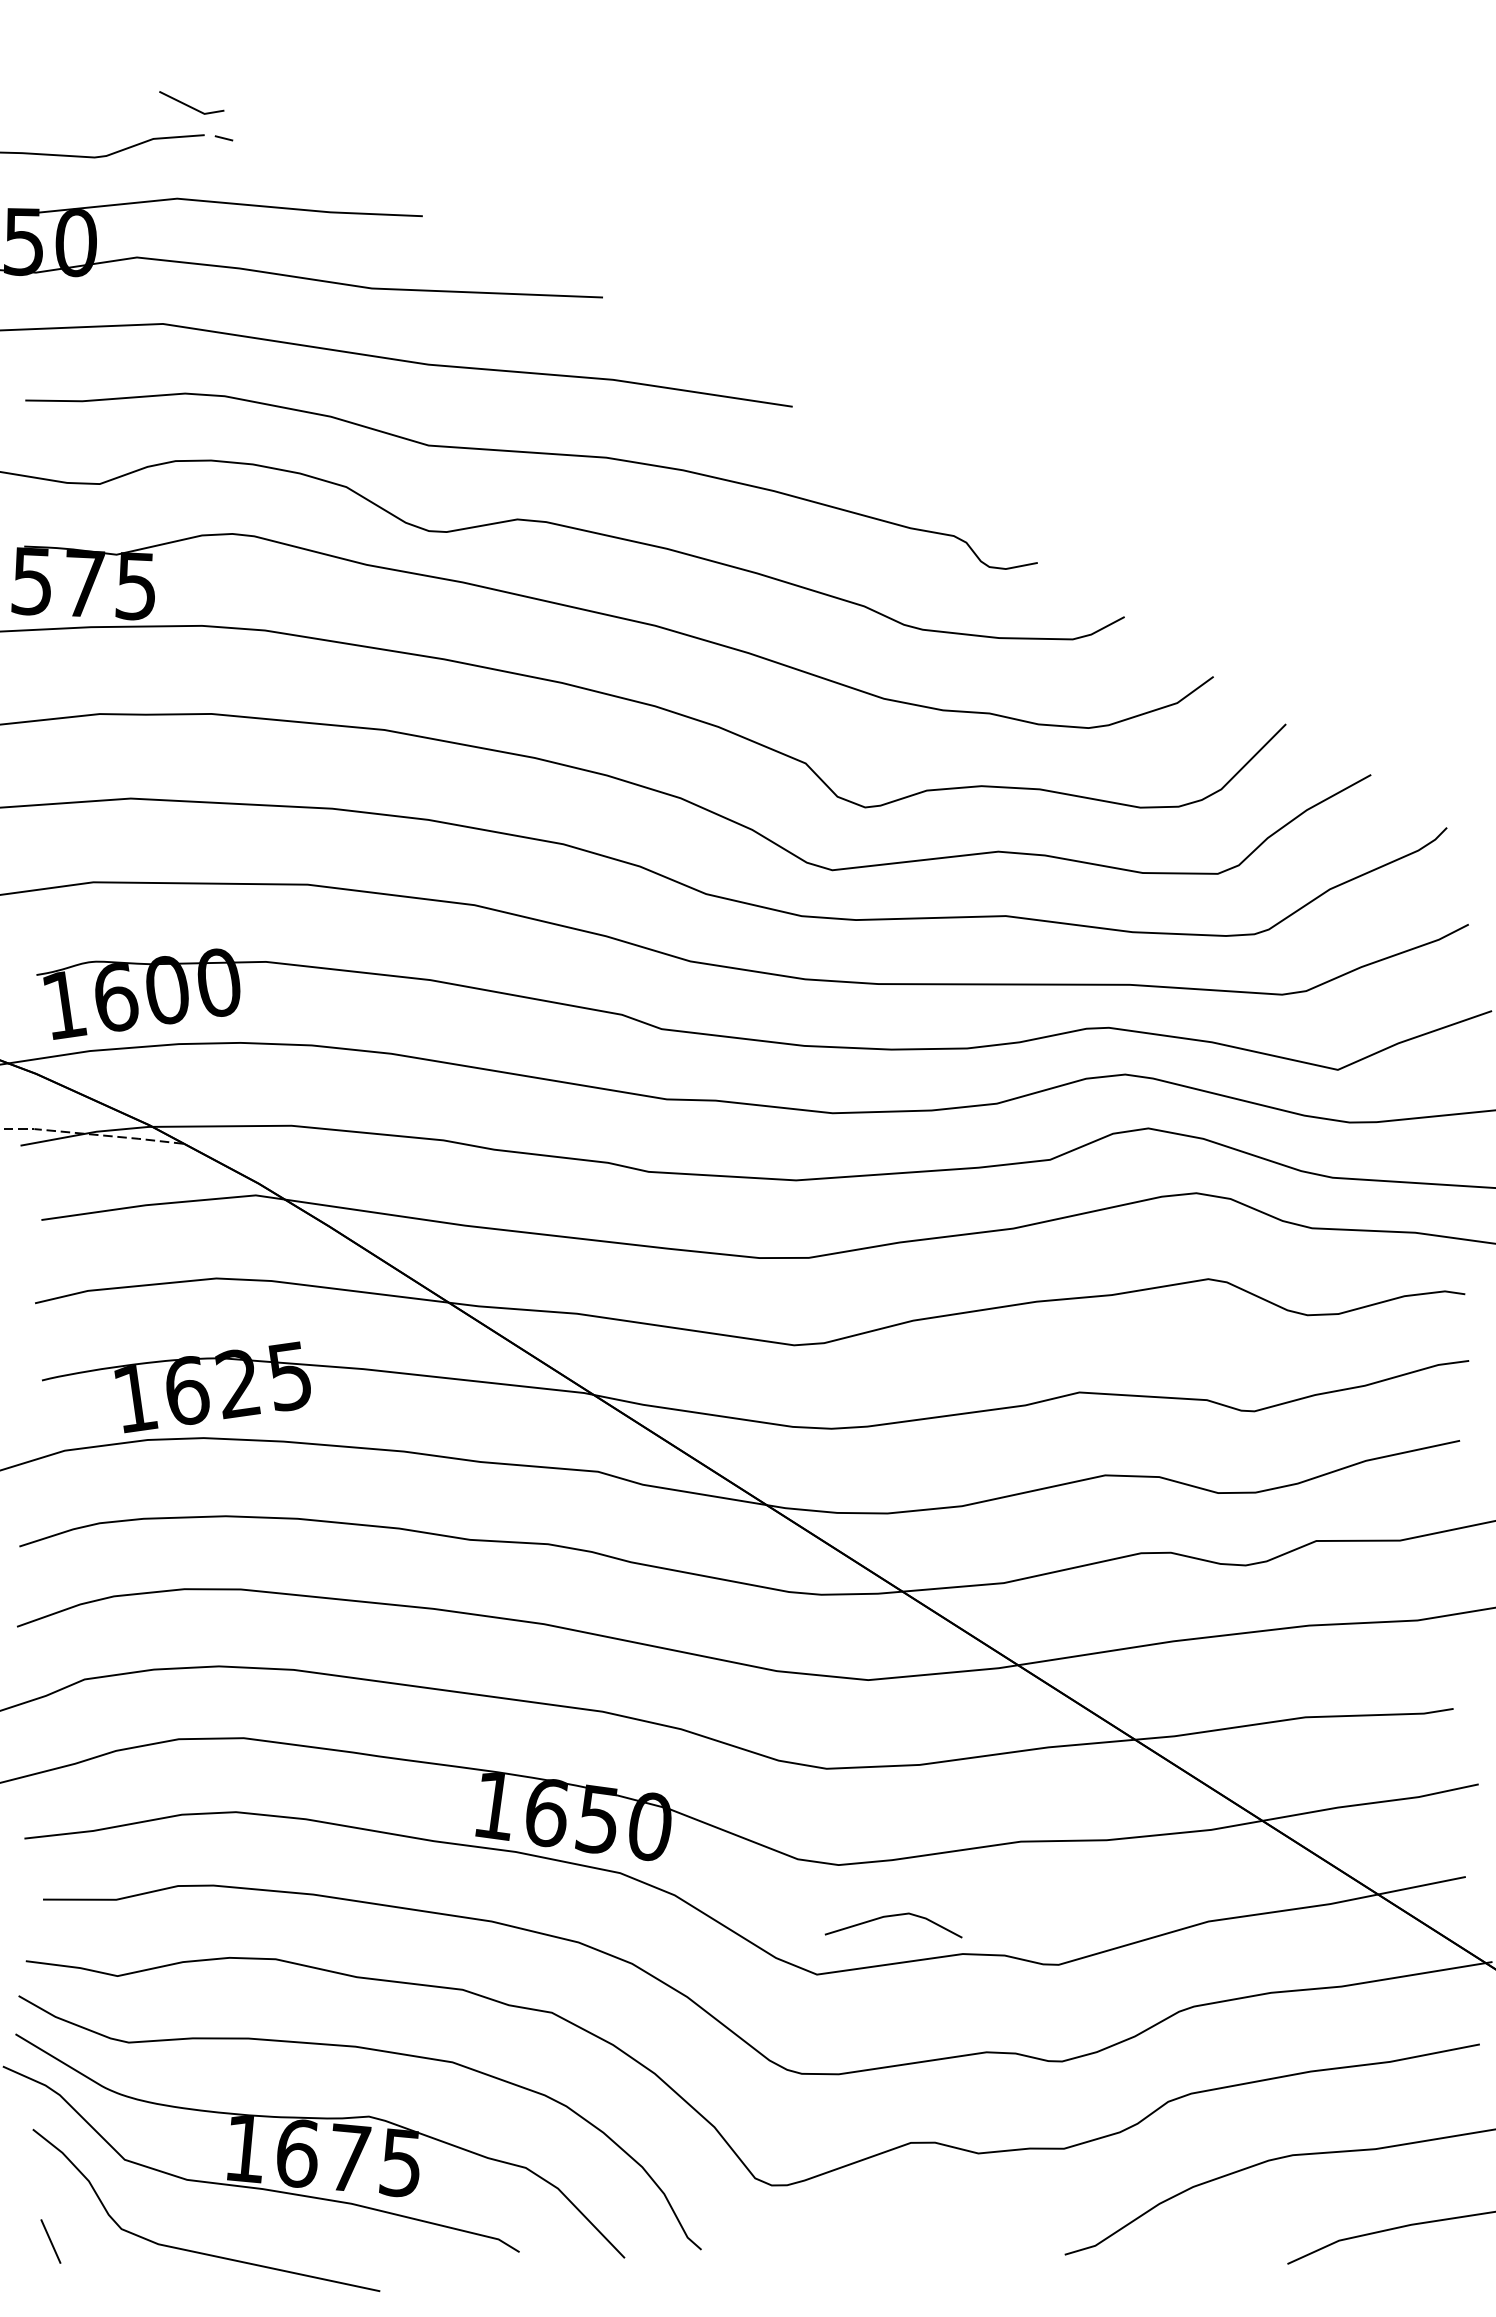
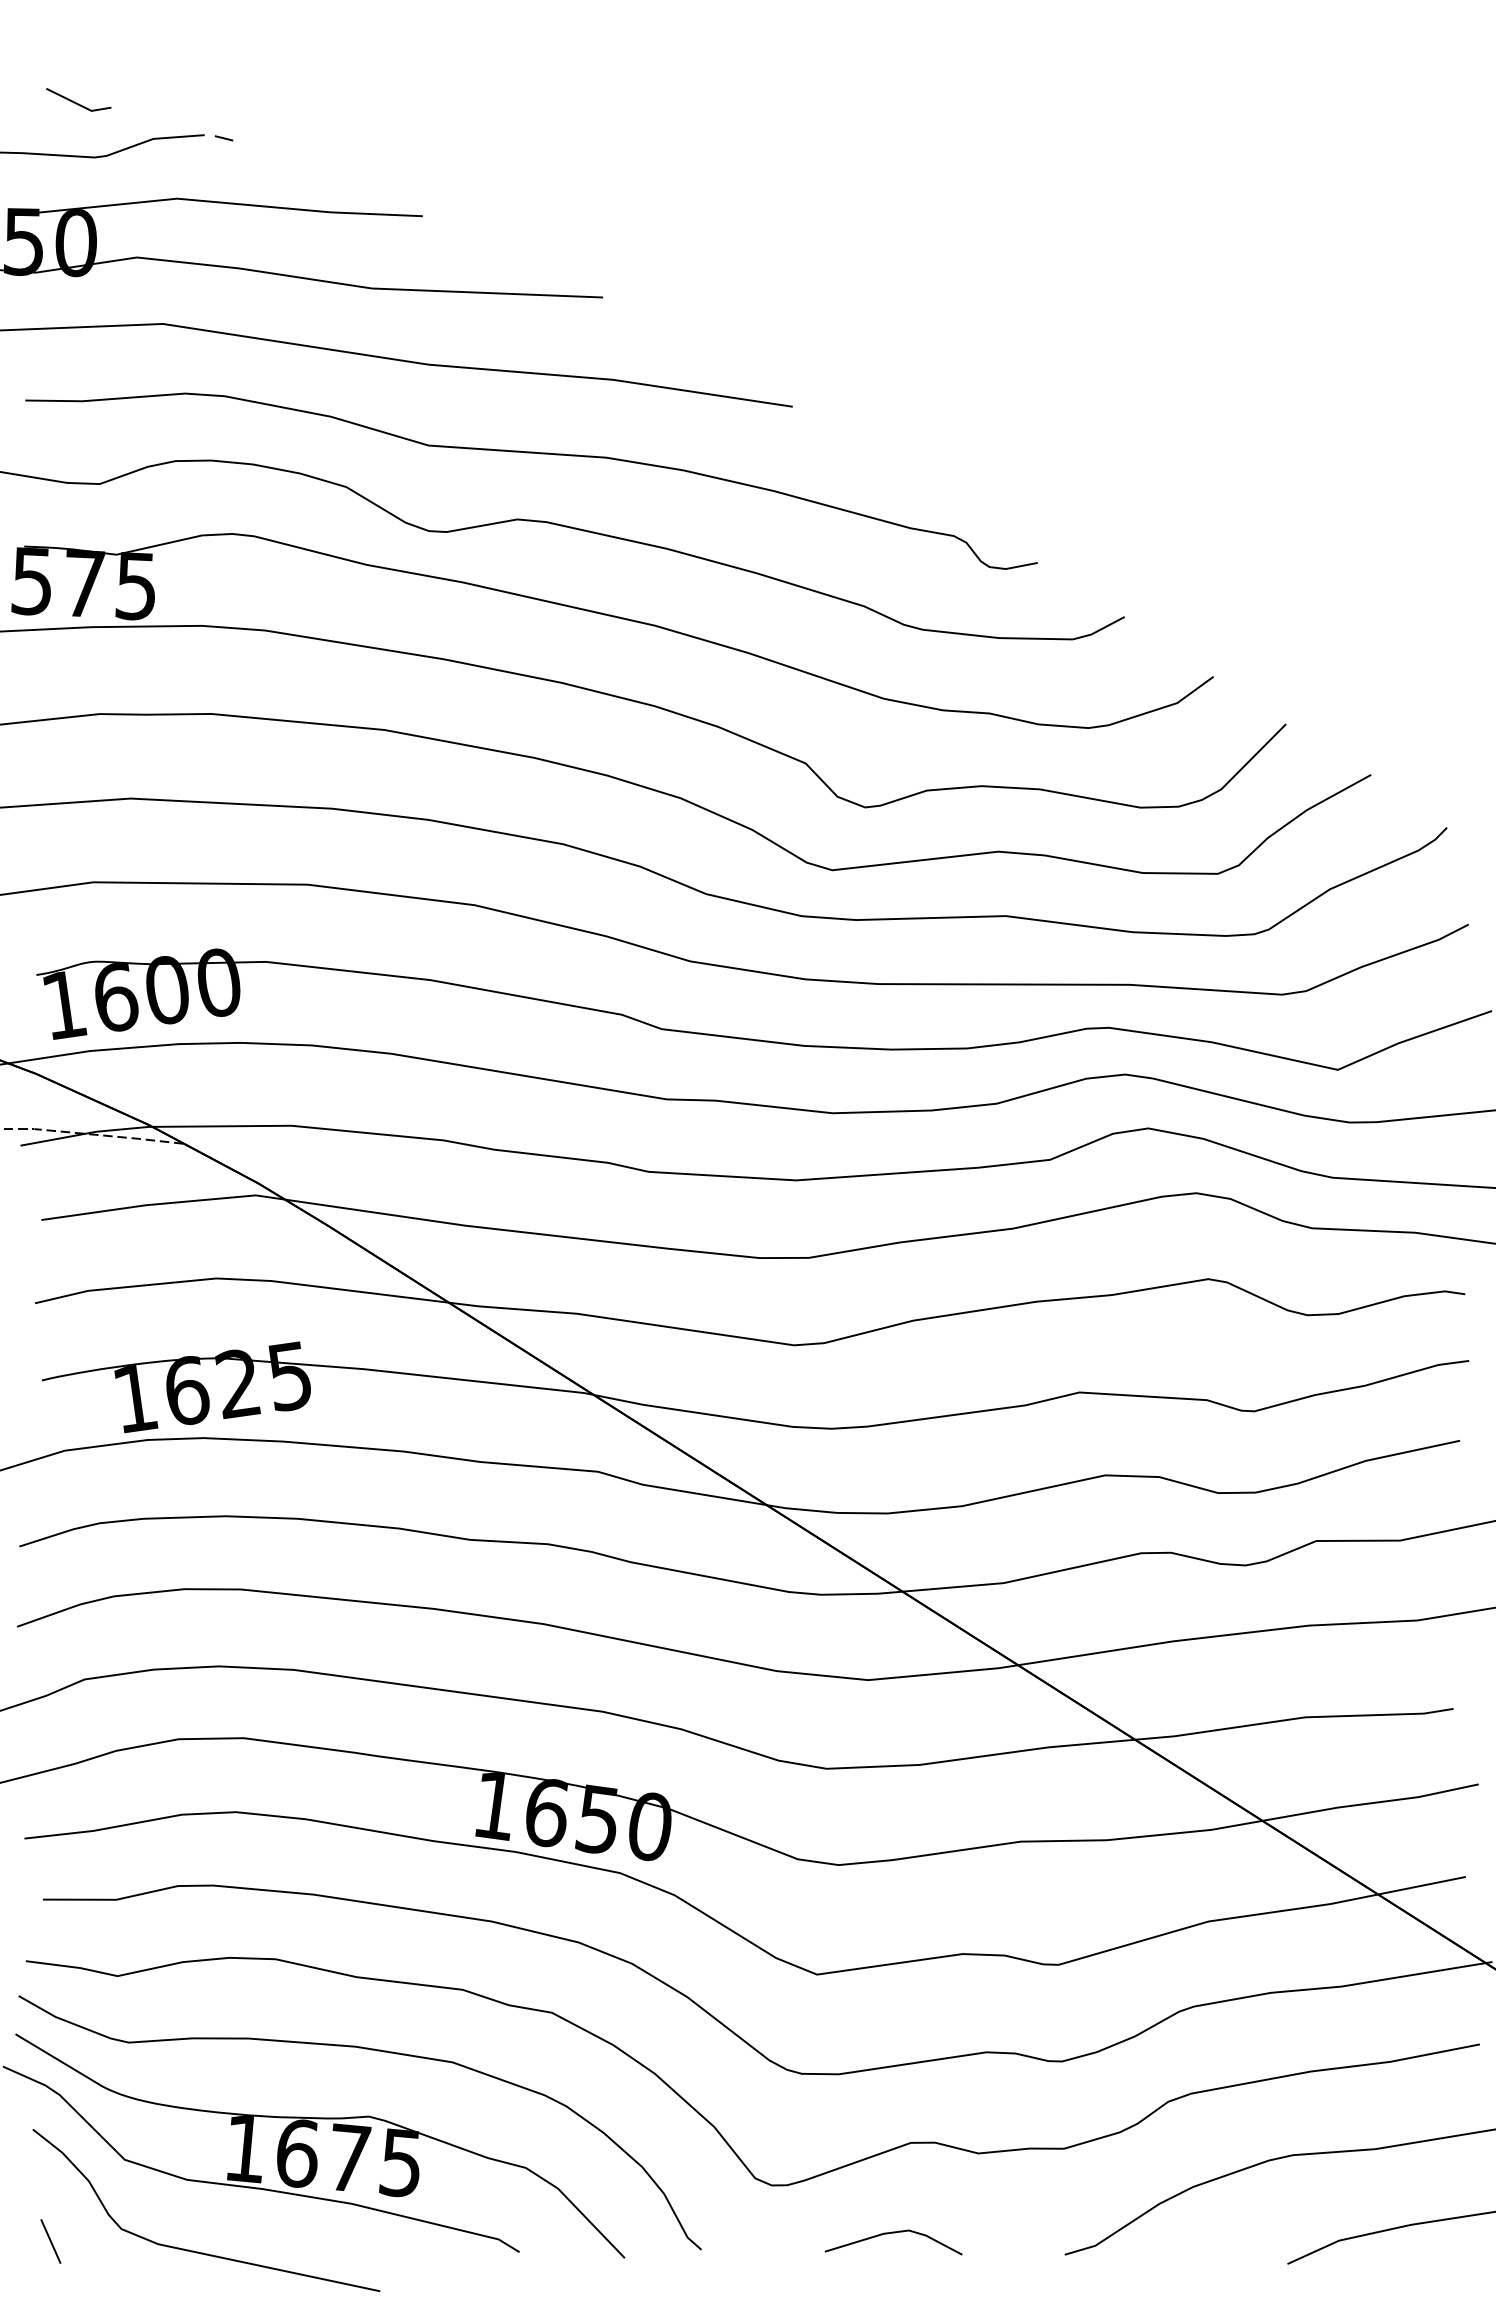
line position: (189, 105) -> (76, 102) (76, 102)
line position: (893, 1916) -> (893, 2233) (893, 2233)
